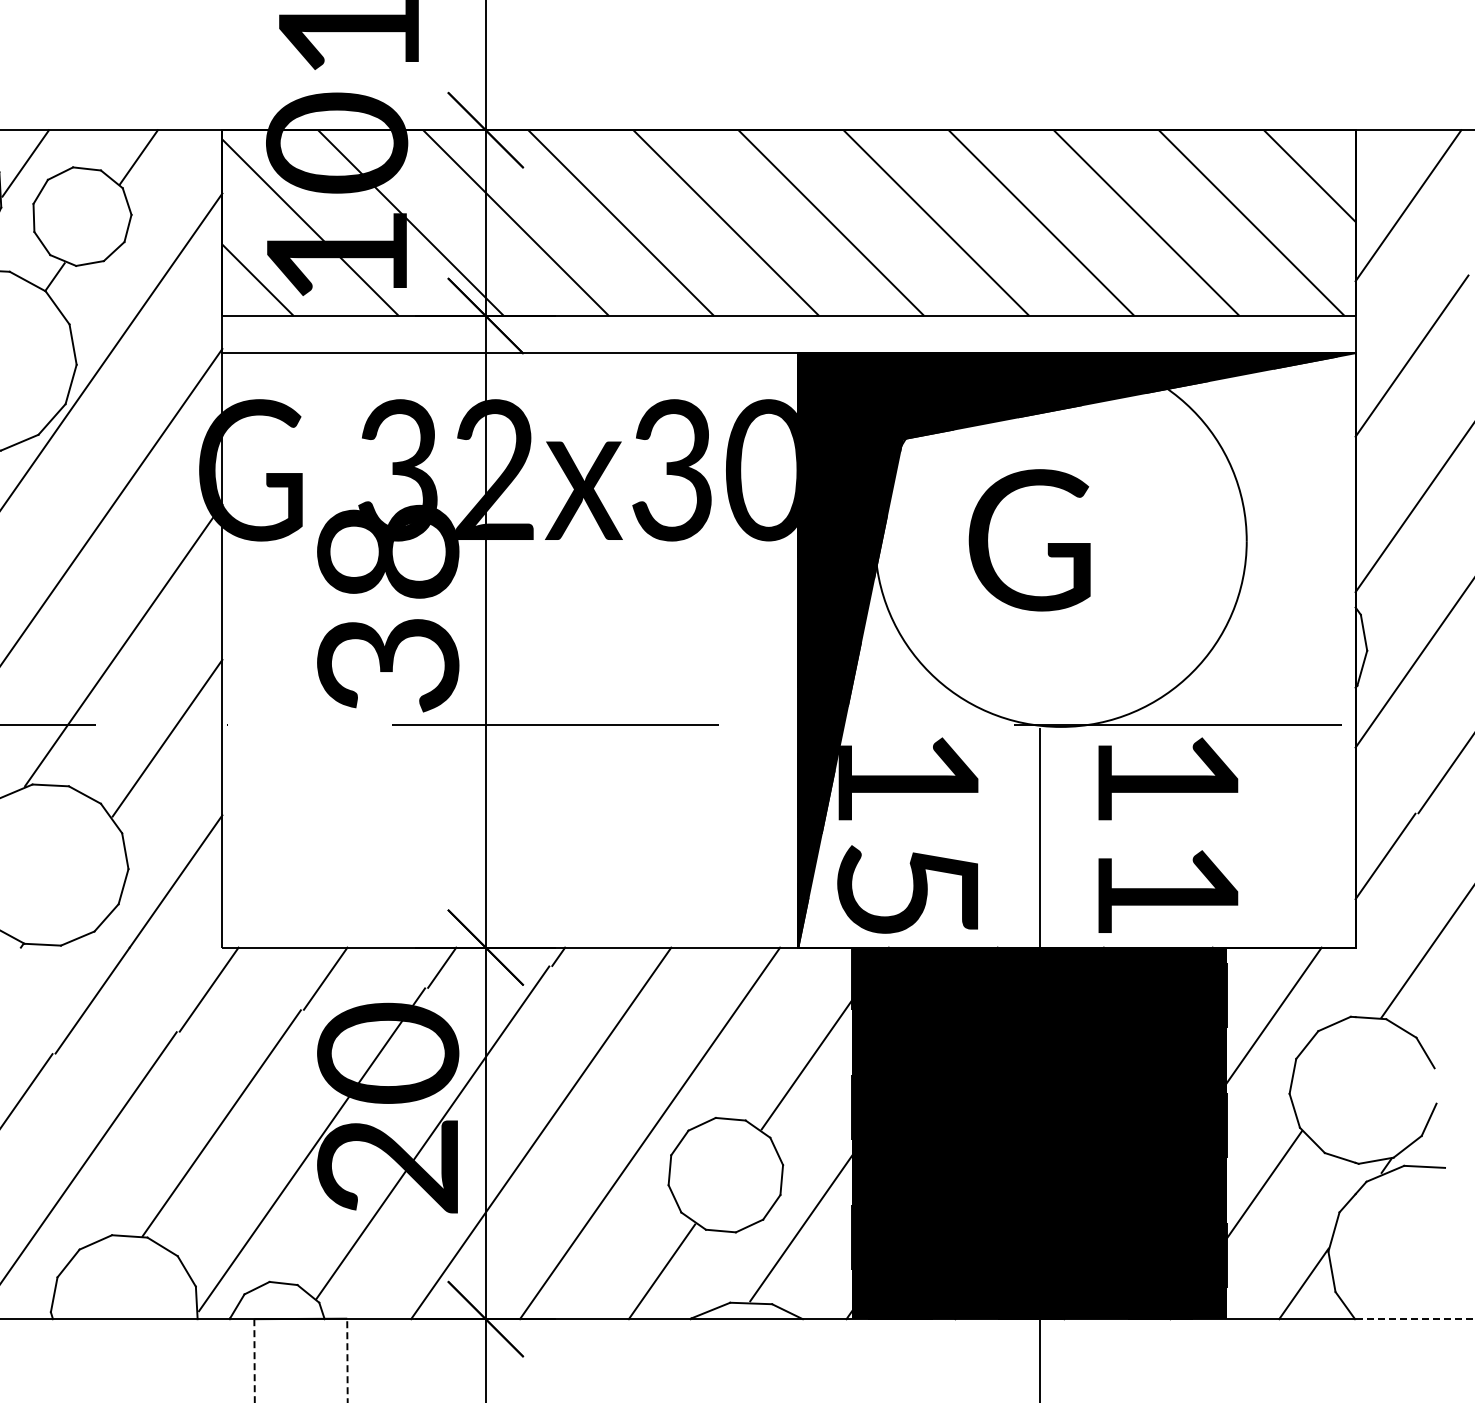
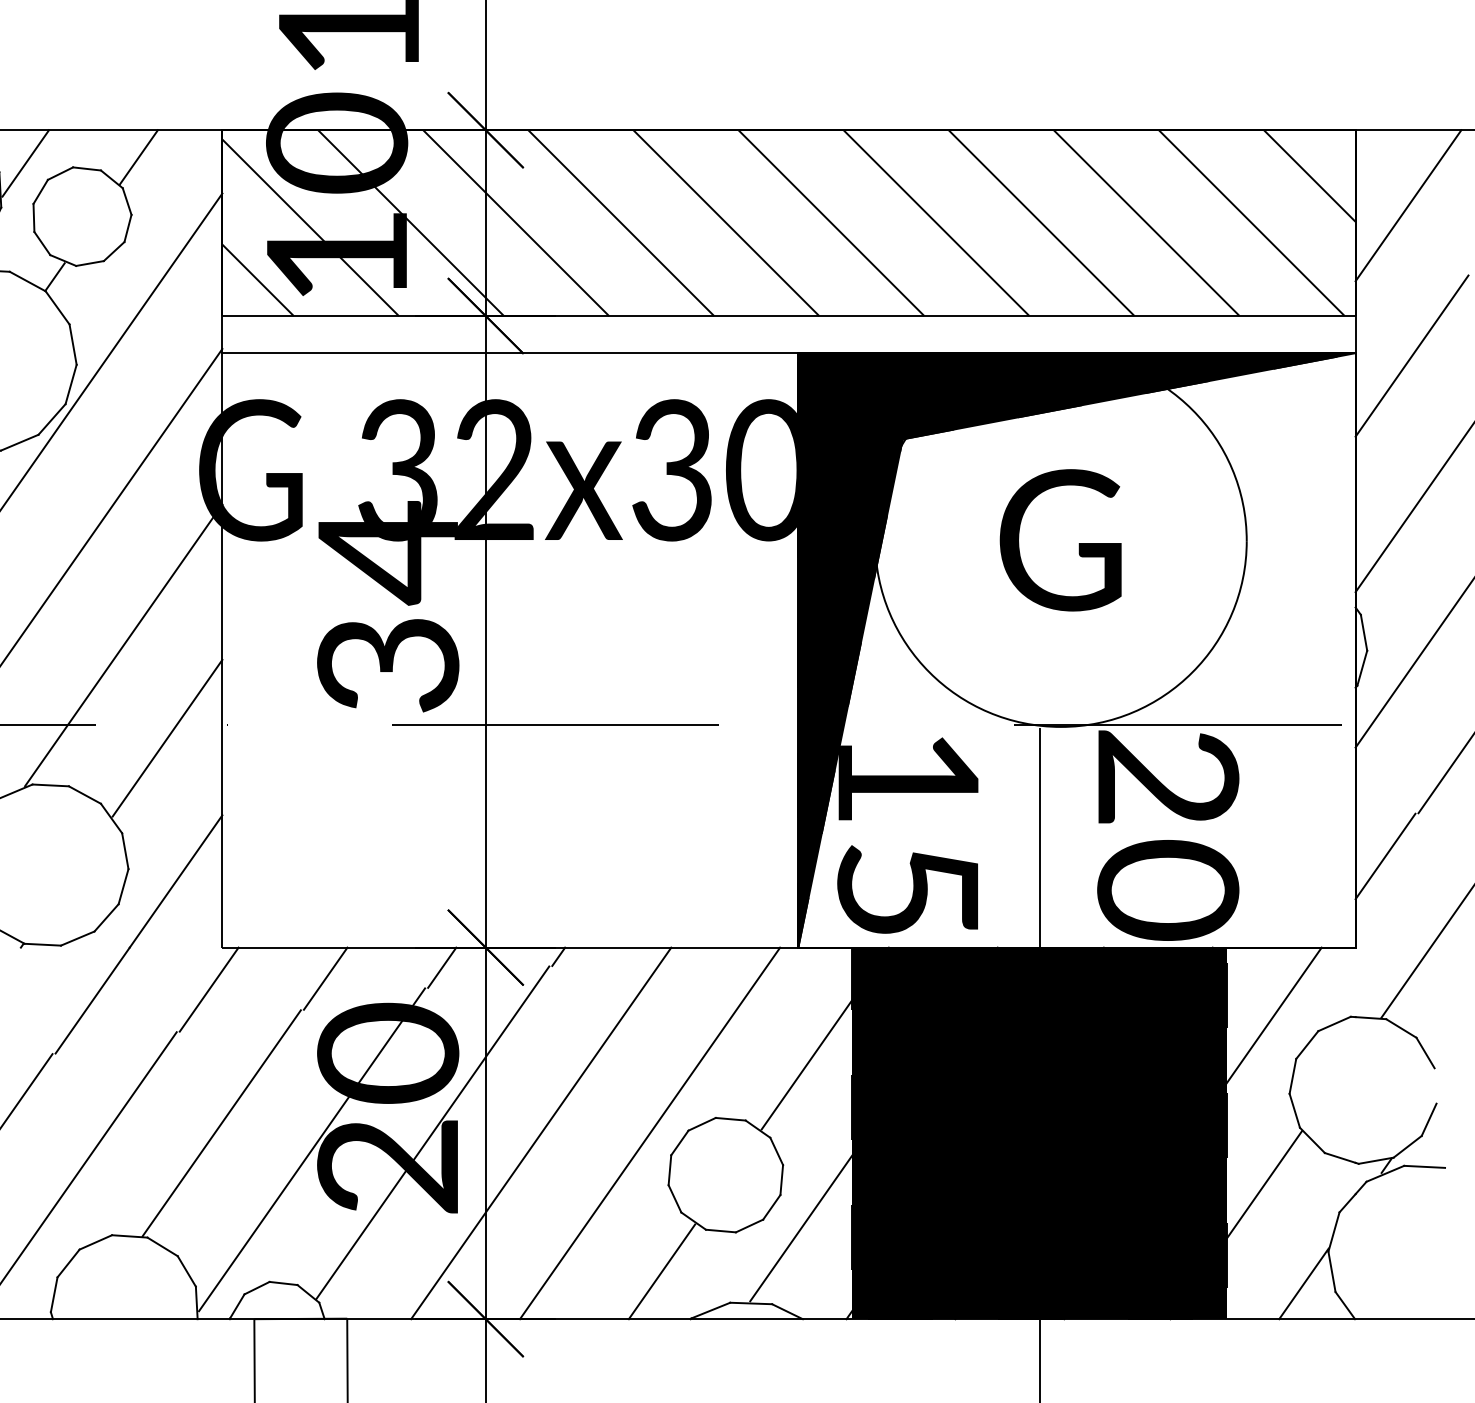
text position: (1029, 540) -> (1060, 540) (1060, 540)
text: 38 -> 34 (388, 553)
text: 11 -> 20 (1168, 835)
line: dashed -> solid (1415, 1319)
line: dashed -> solid (347, 1360)
line: dashed -> solid (254, 1361)
